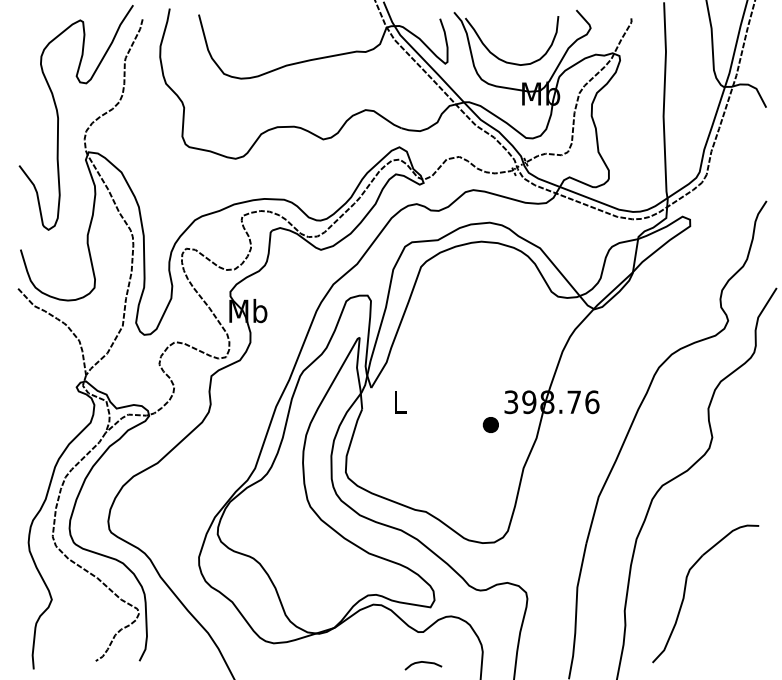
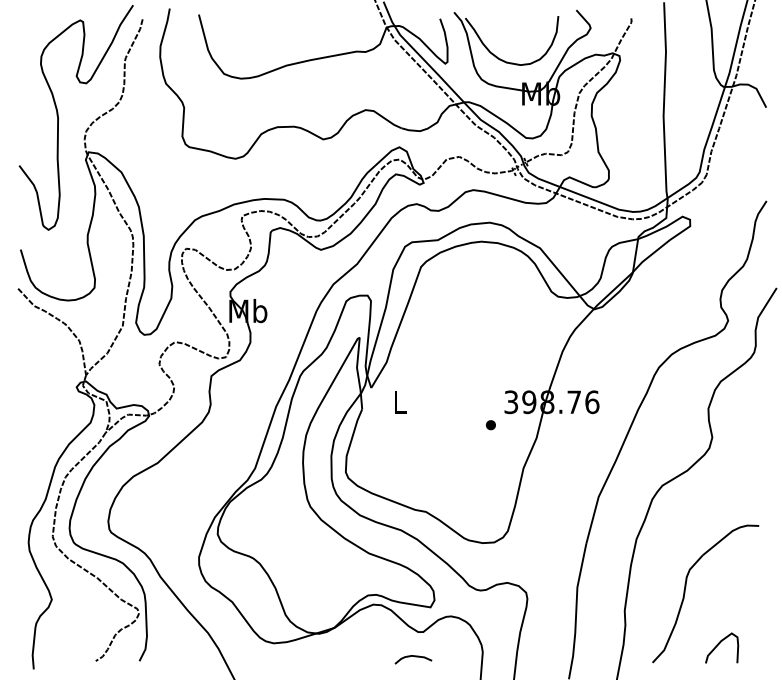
part size: 17x16 px -> 10x11 px (490, 425)
curve: none -> present (719, 644)
curve position: (424, 663) -> (414, 657) (414, 657)
